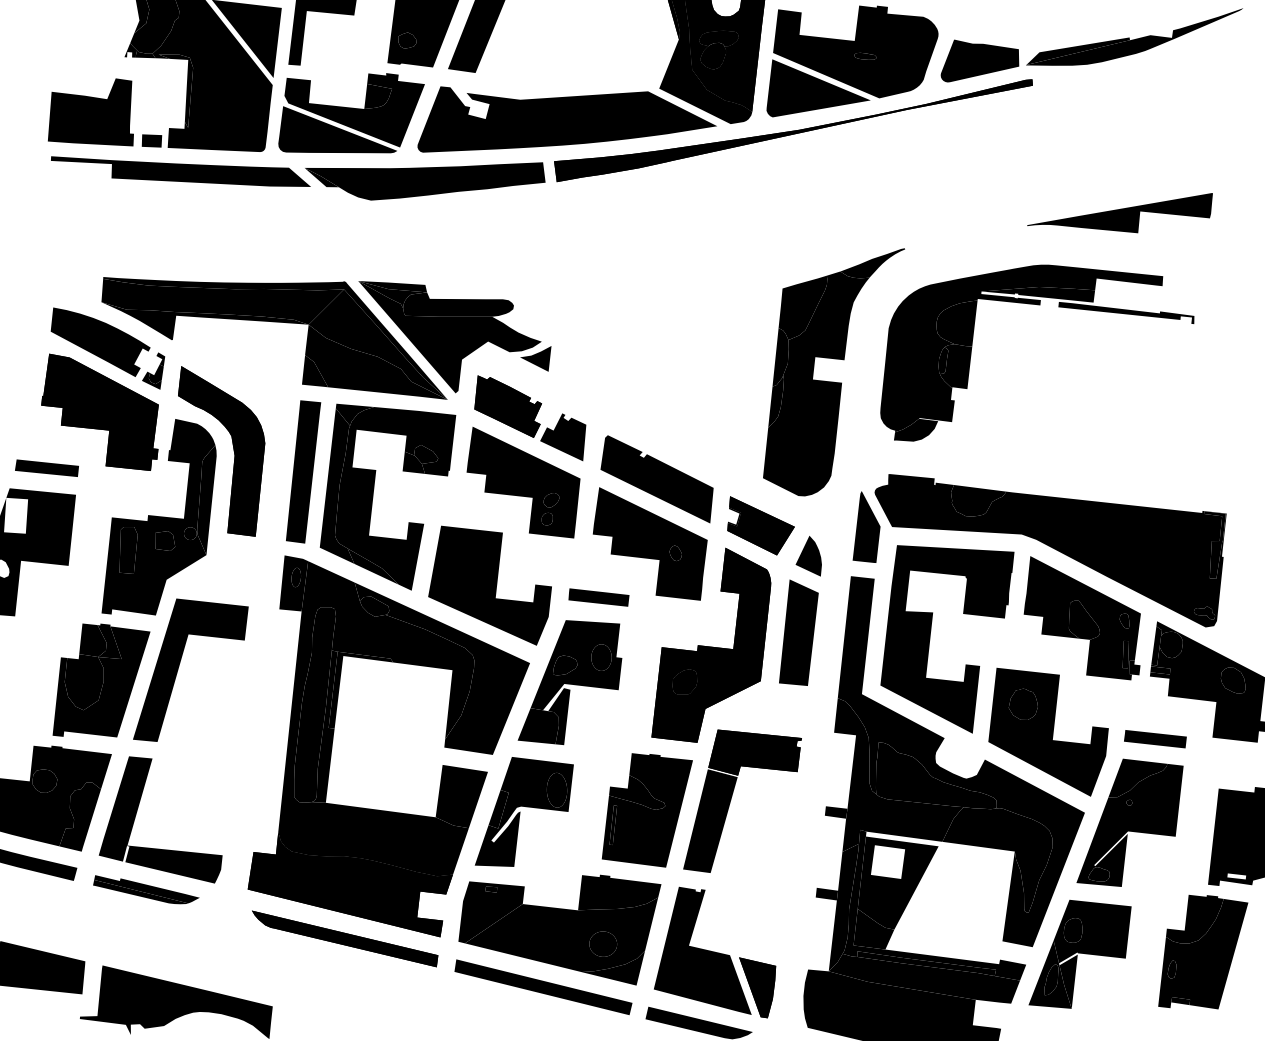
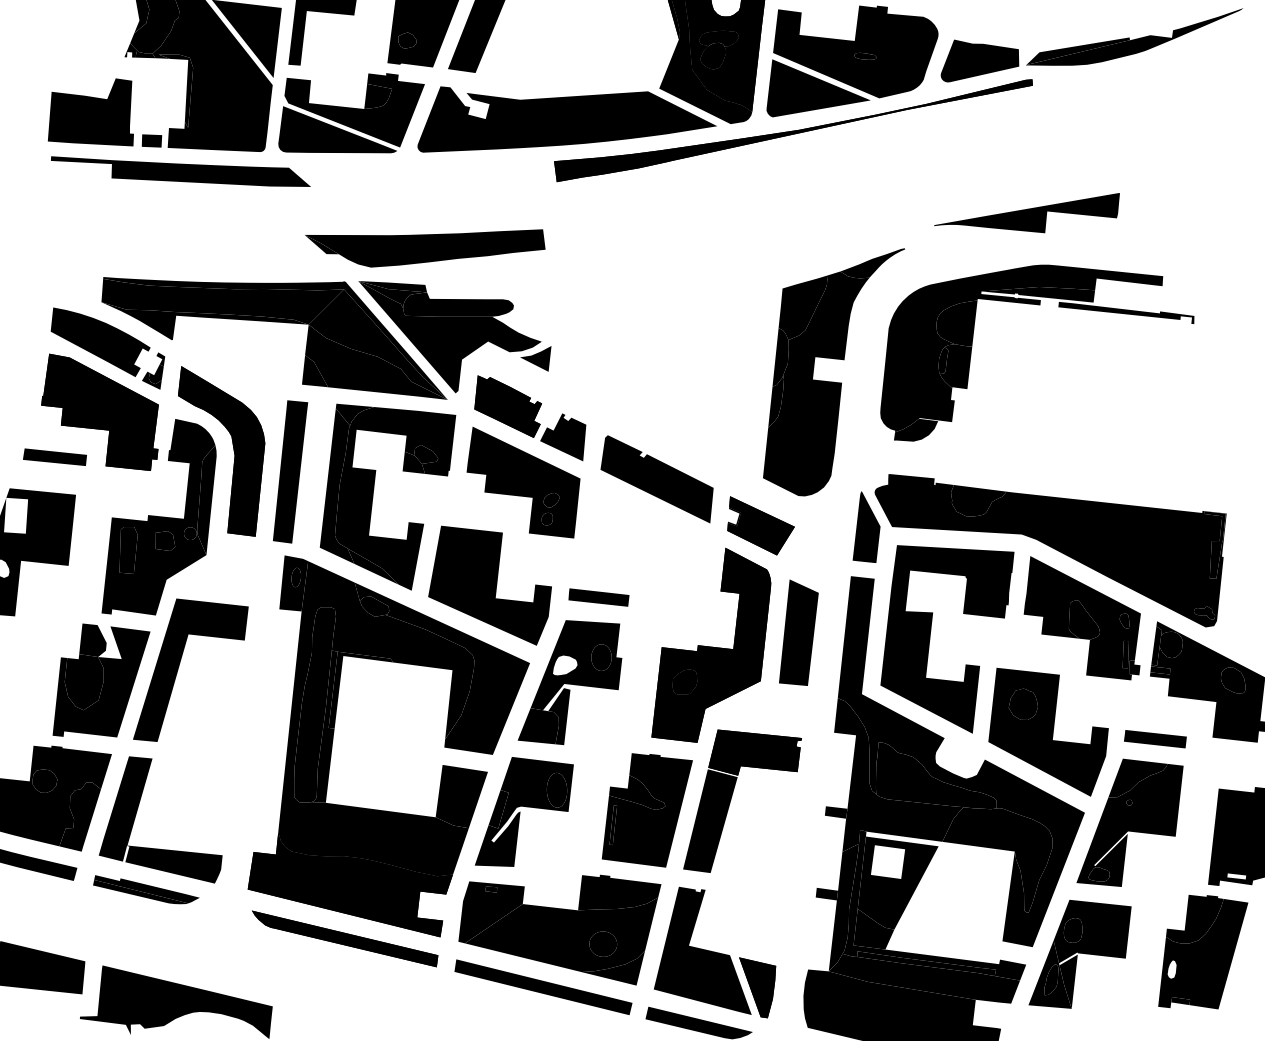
part position: (425, 181) -> (425, 248) (425, 248)
part position: (1119, 213) -> (1026, 213) (1026, 213)
part position: (46, 467) -> (54, 456) (54, 456)
part position: (303, 471) -> (290, 471) (290, 471)
part: present -> none (649, 543)
part: present -> none (808, 556)
fill: present -> none (109, 641)
fill: present -> none (564, 665)
fill: present -> none (1171, 969)
